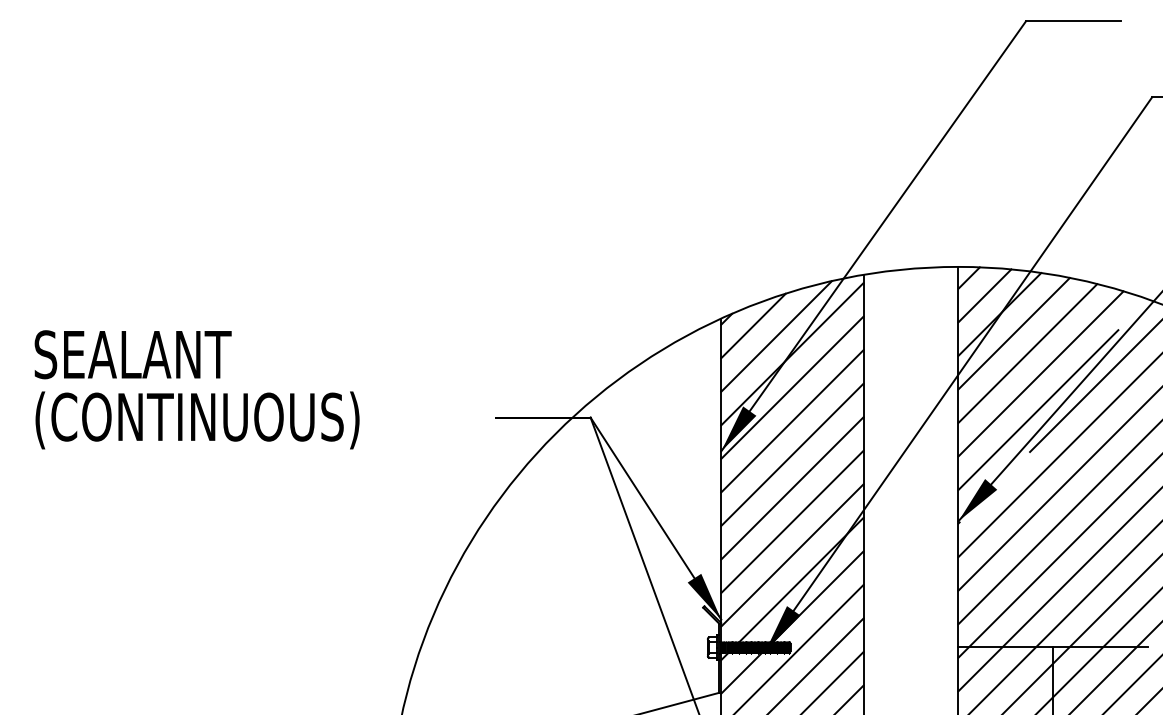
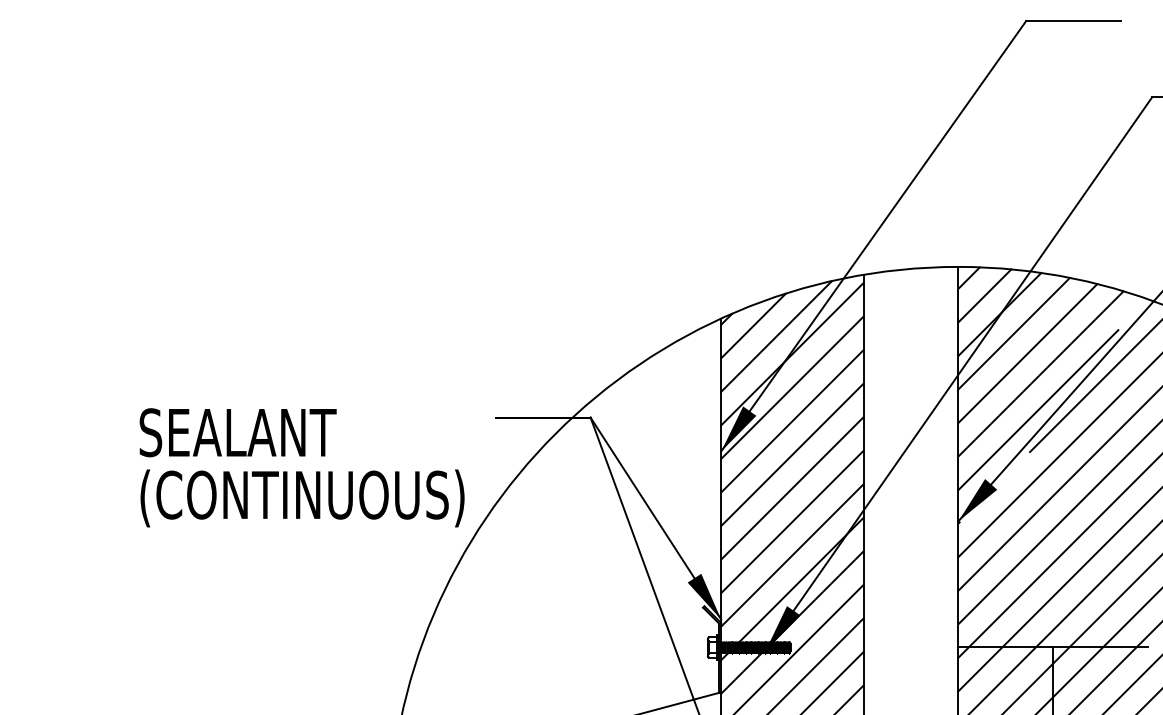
text position: (196, 389) -> (301, 467) (301, 467)
